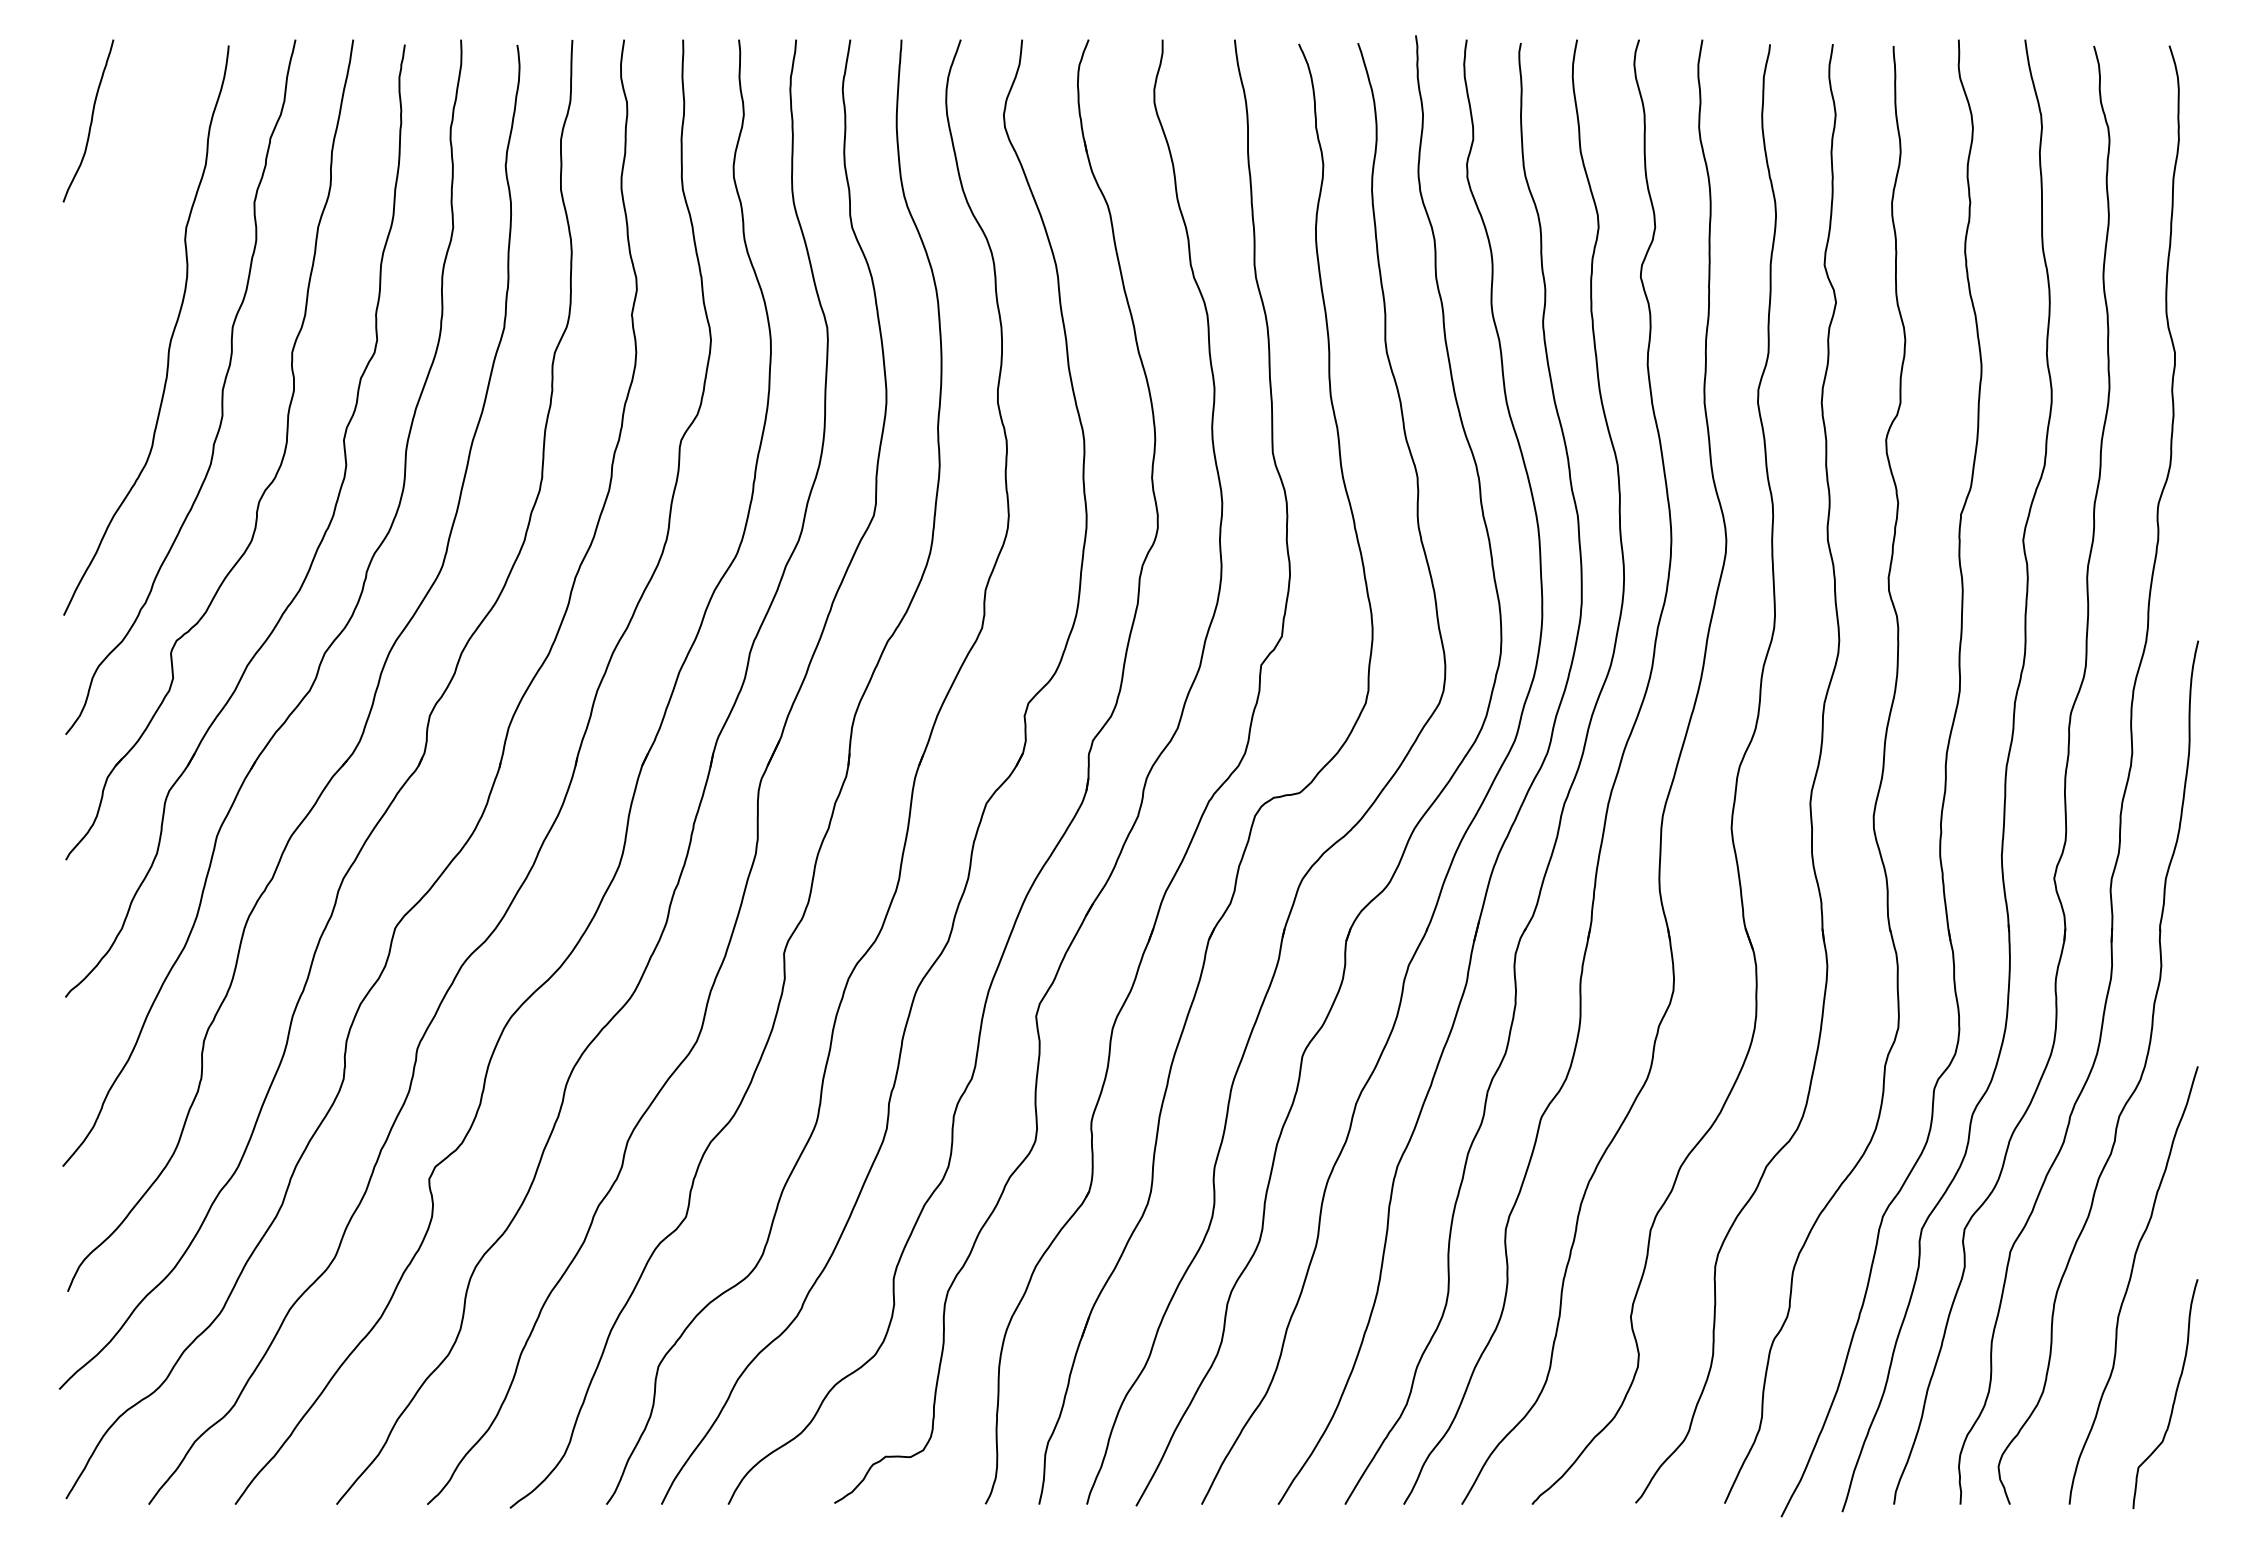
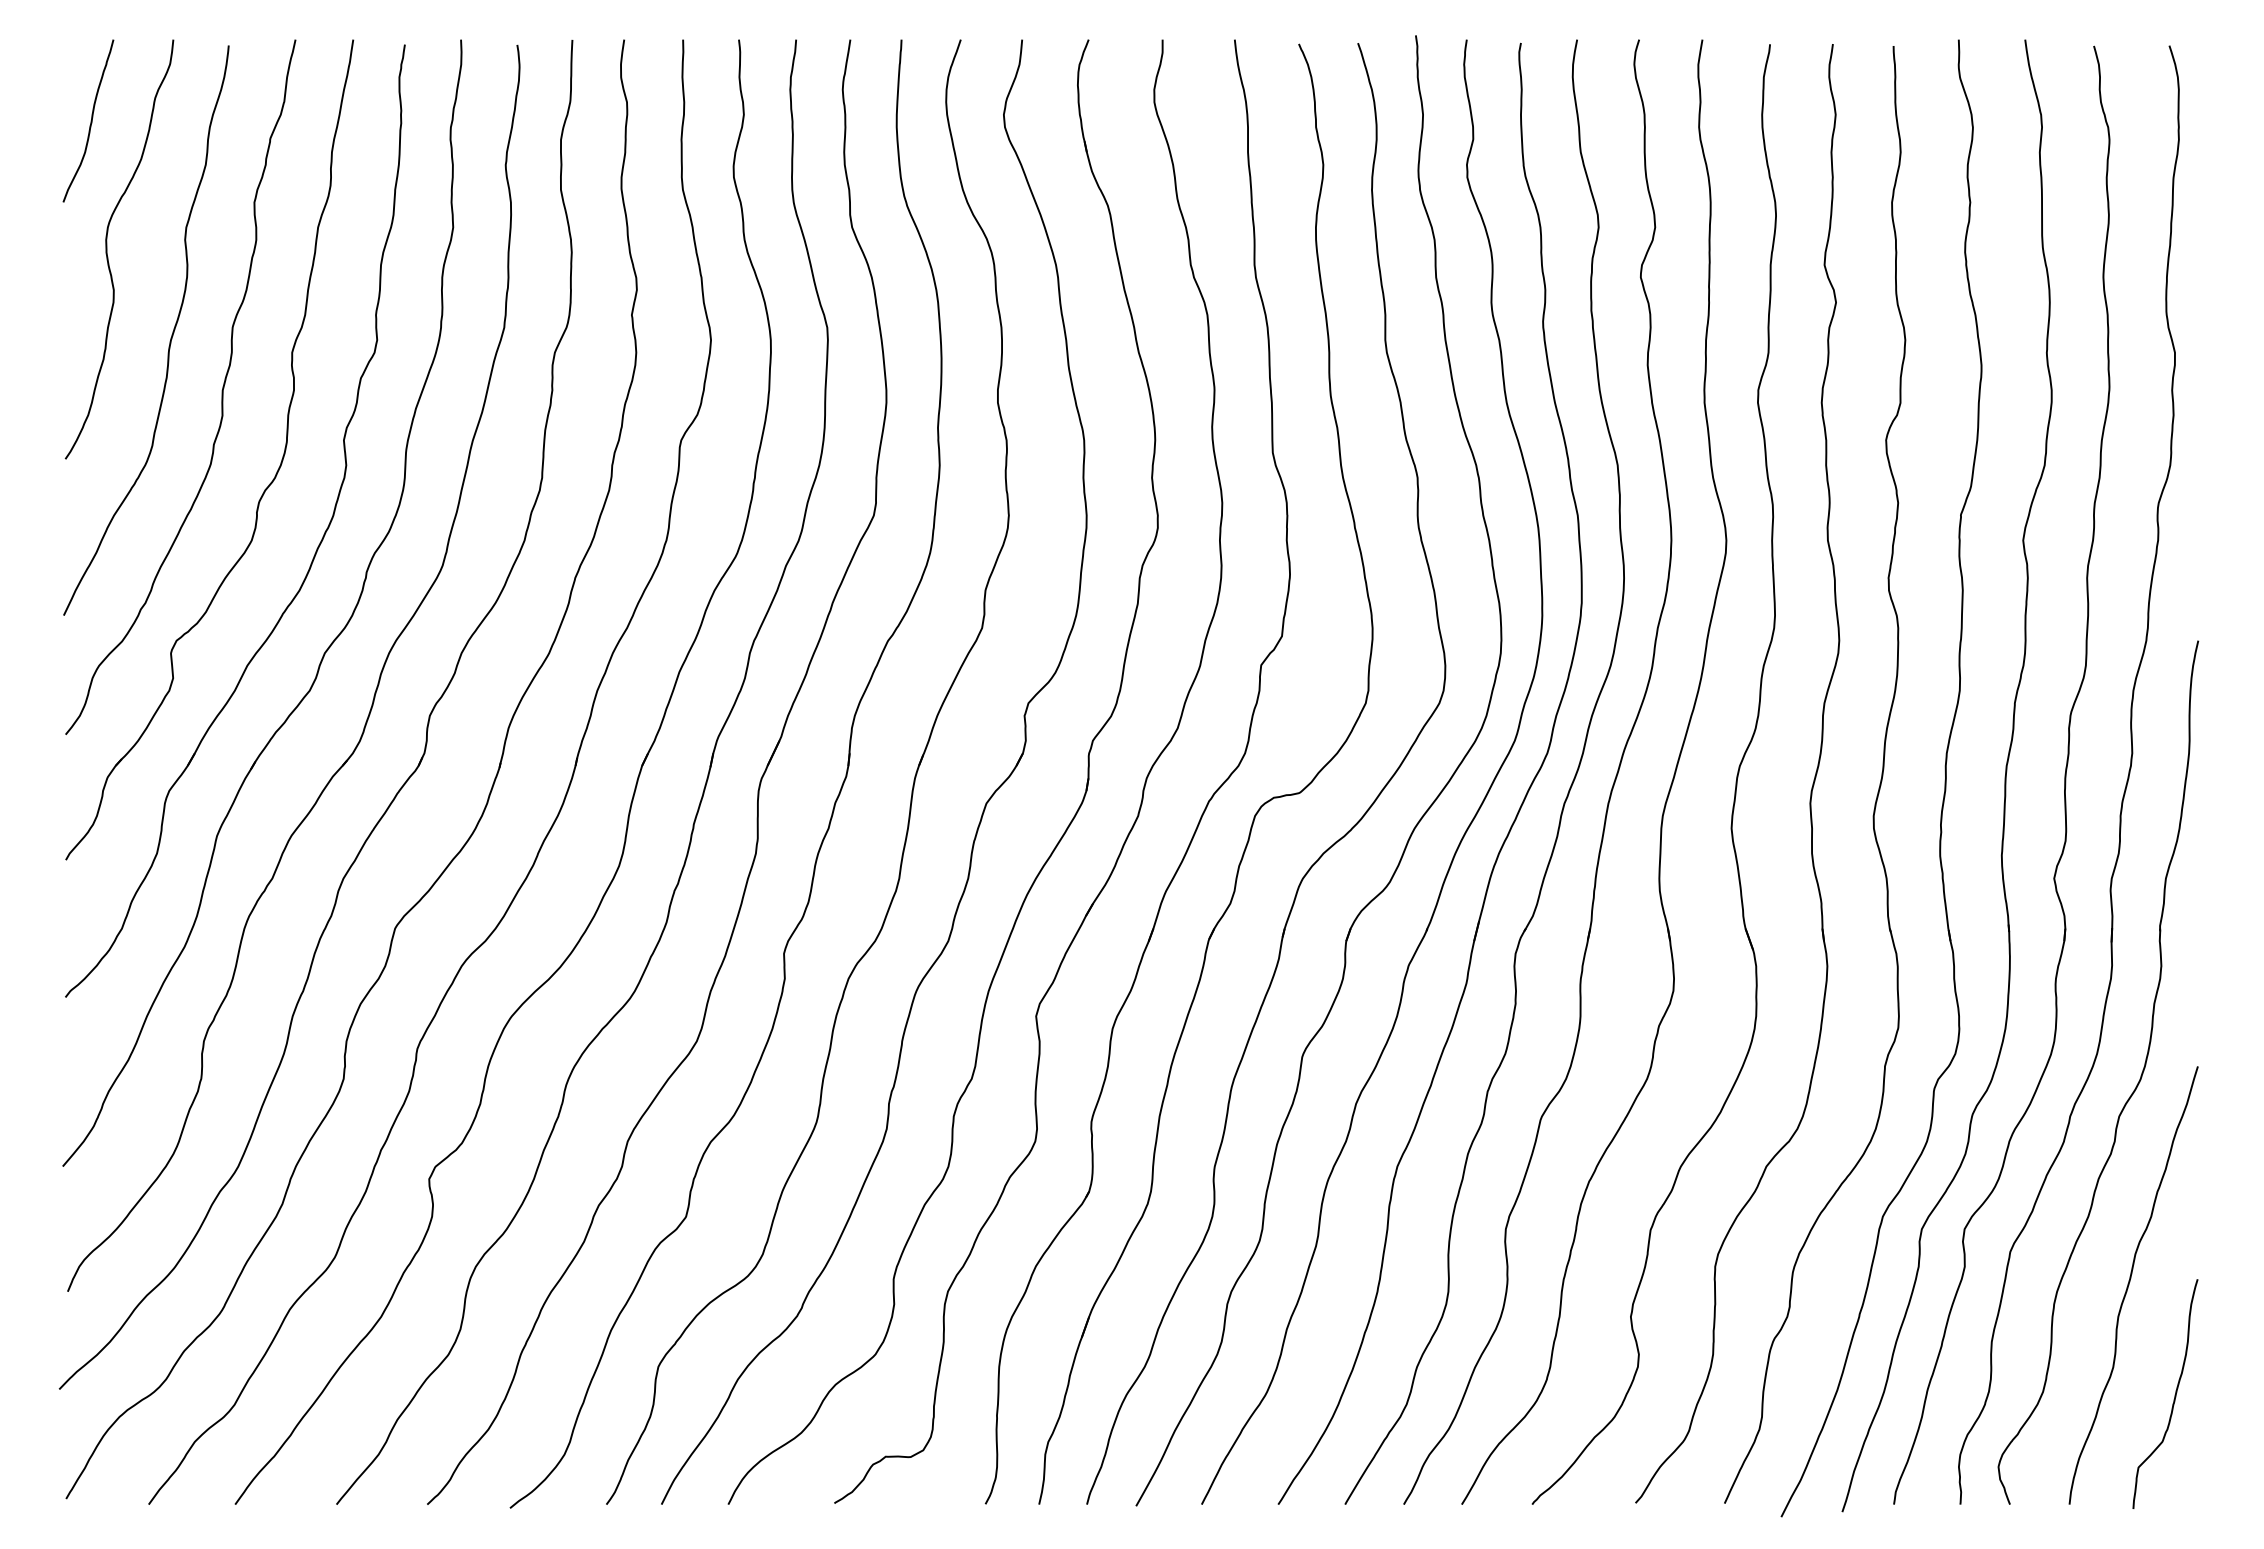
curve: none -> present (107, 249)
